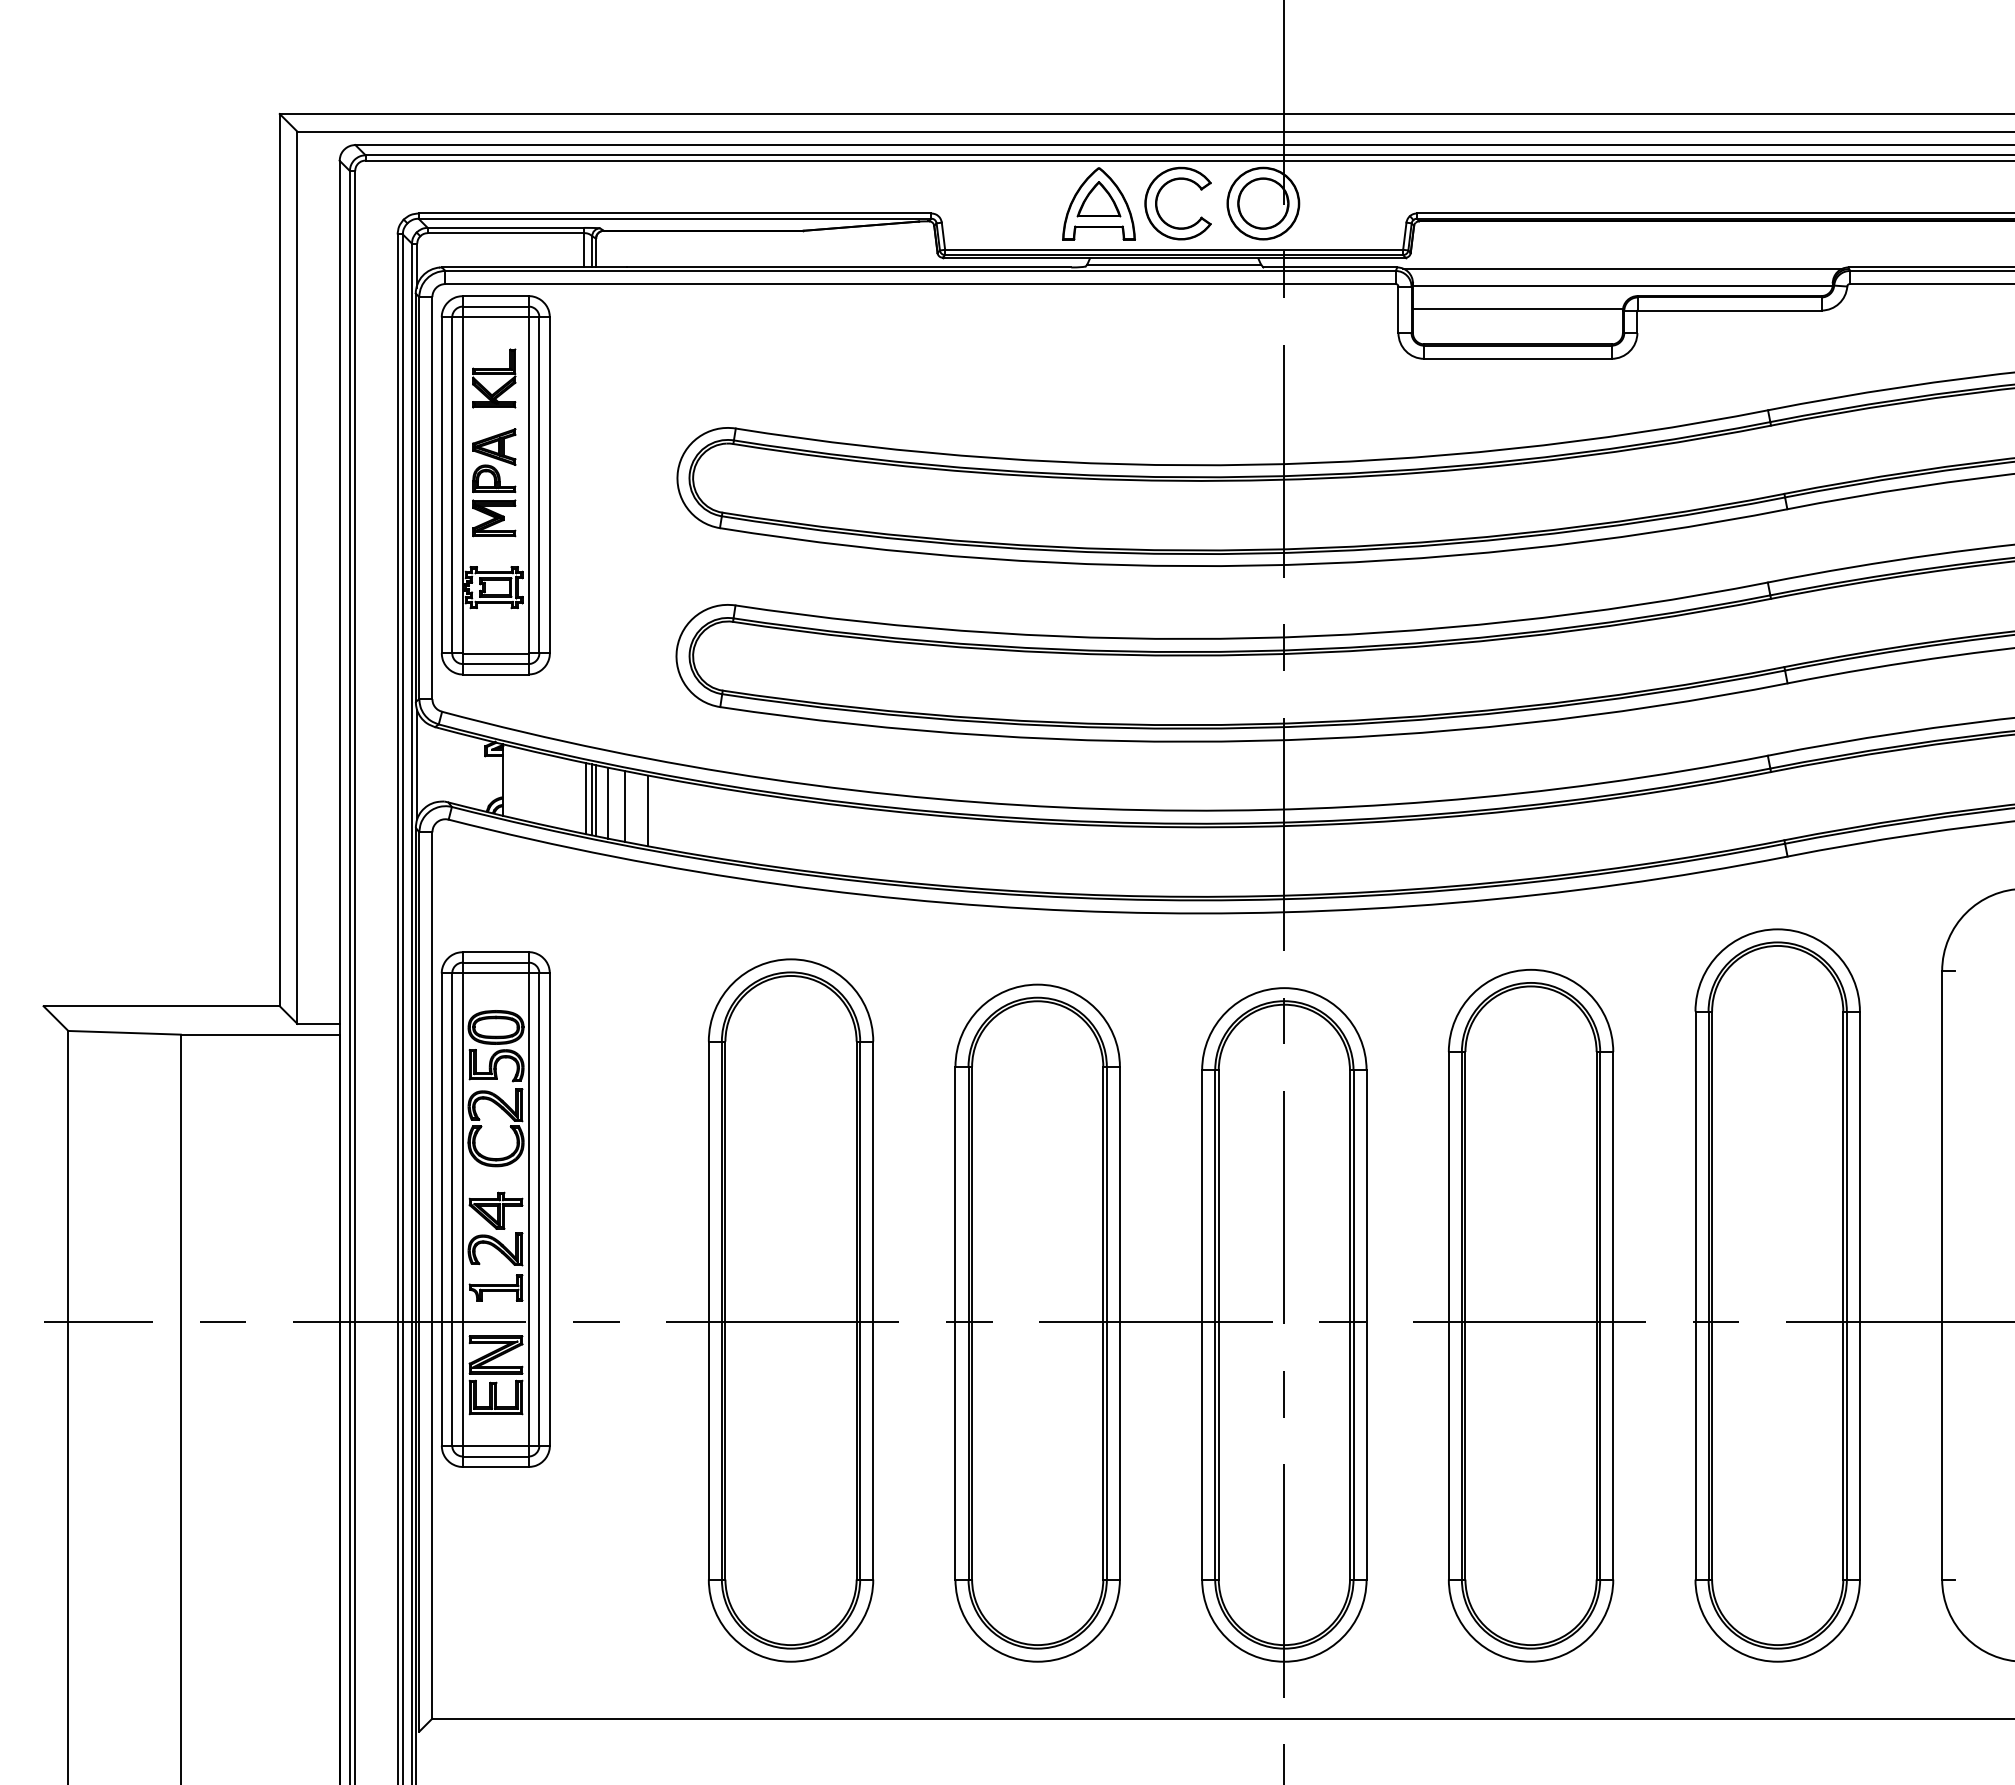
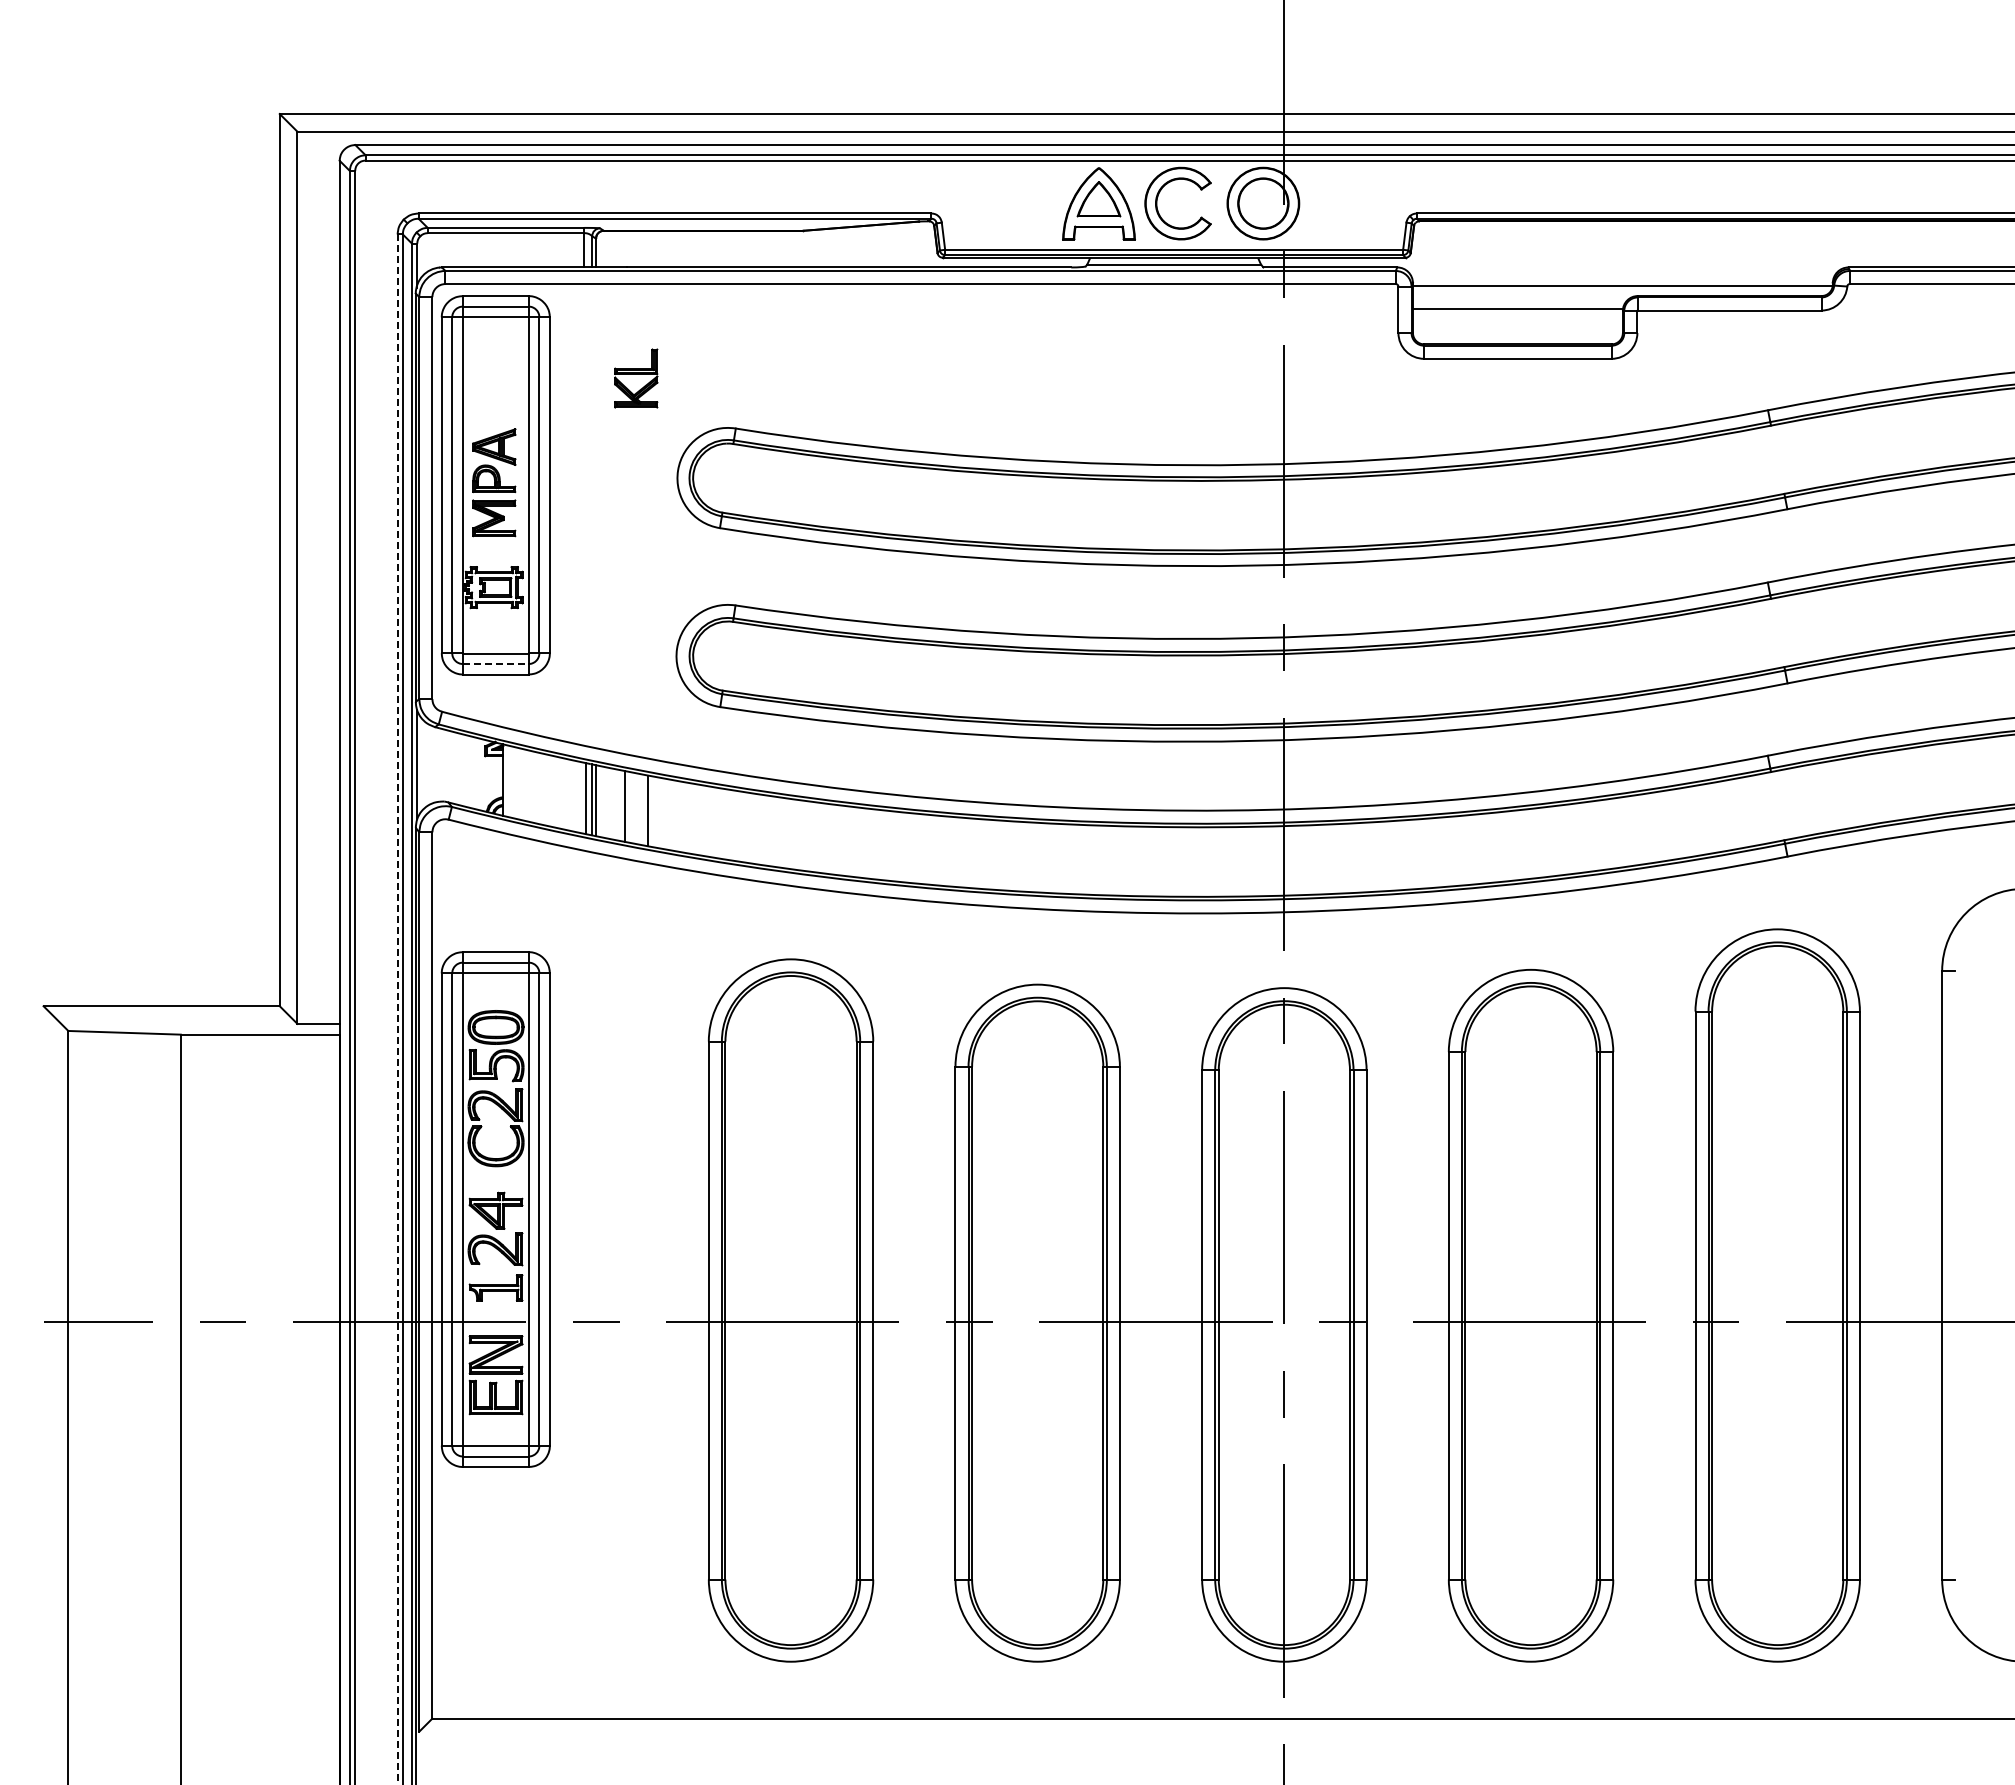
line: present -> none (1622, 268)
part position: (494, 378) -> (636, 378) (636, 378)
line: solid -> dashed (495, 664)
line: present -> none (607, 802)
line: solid -> dashed (397, 1009)
